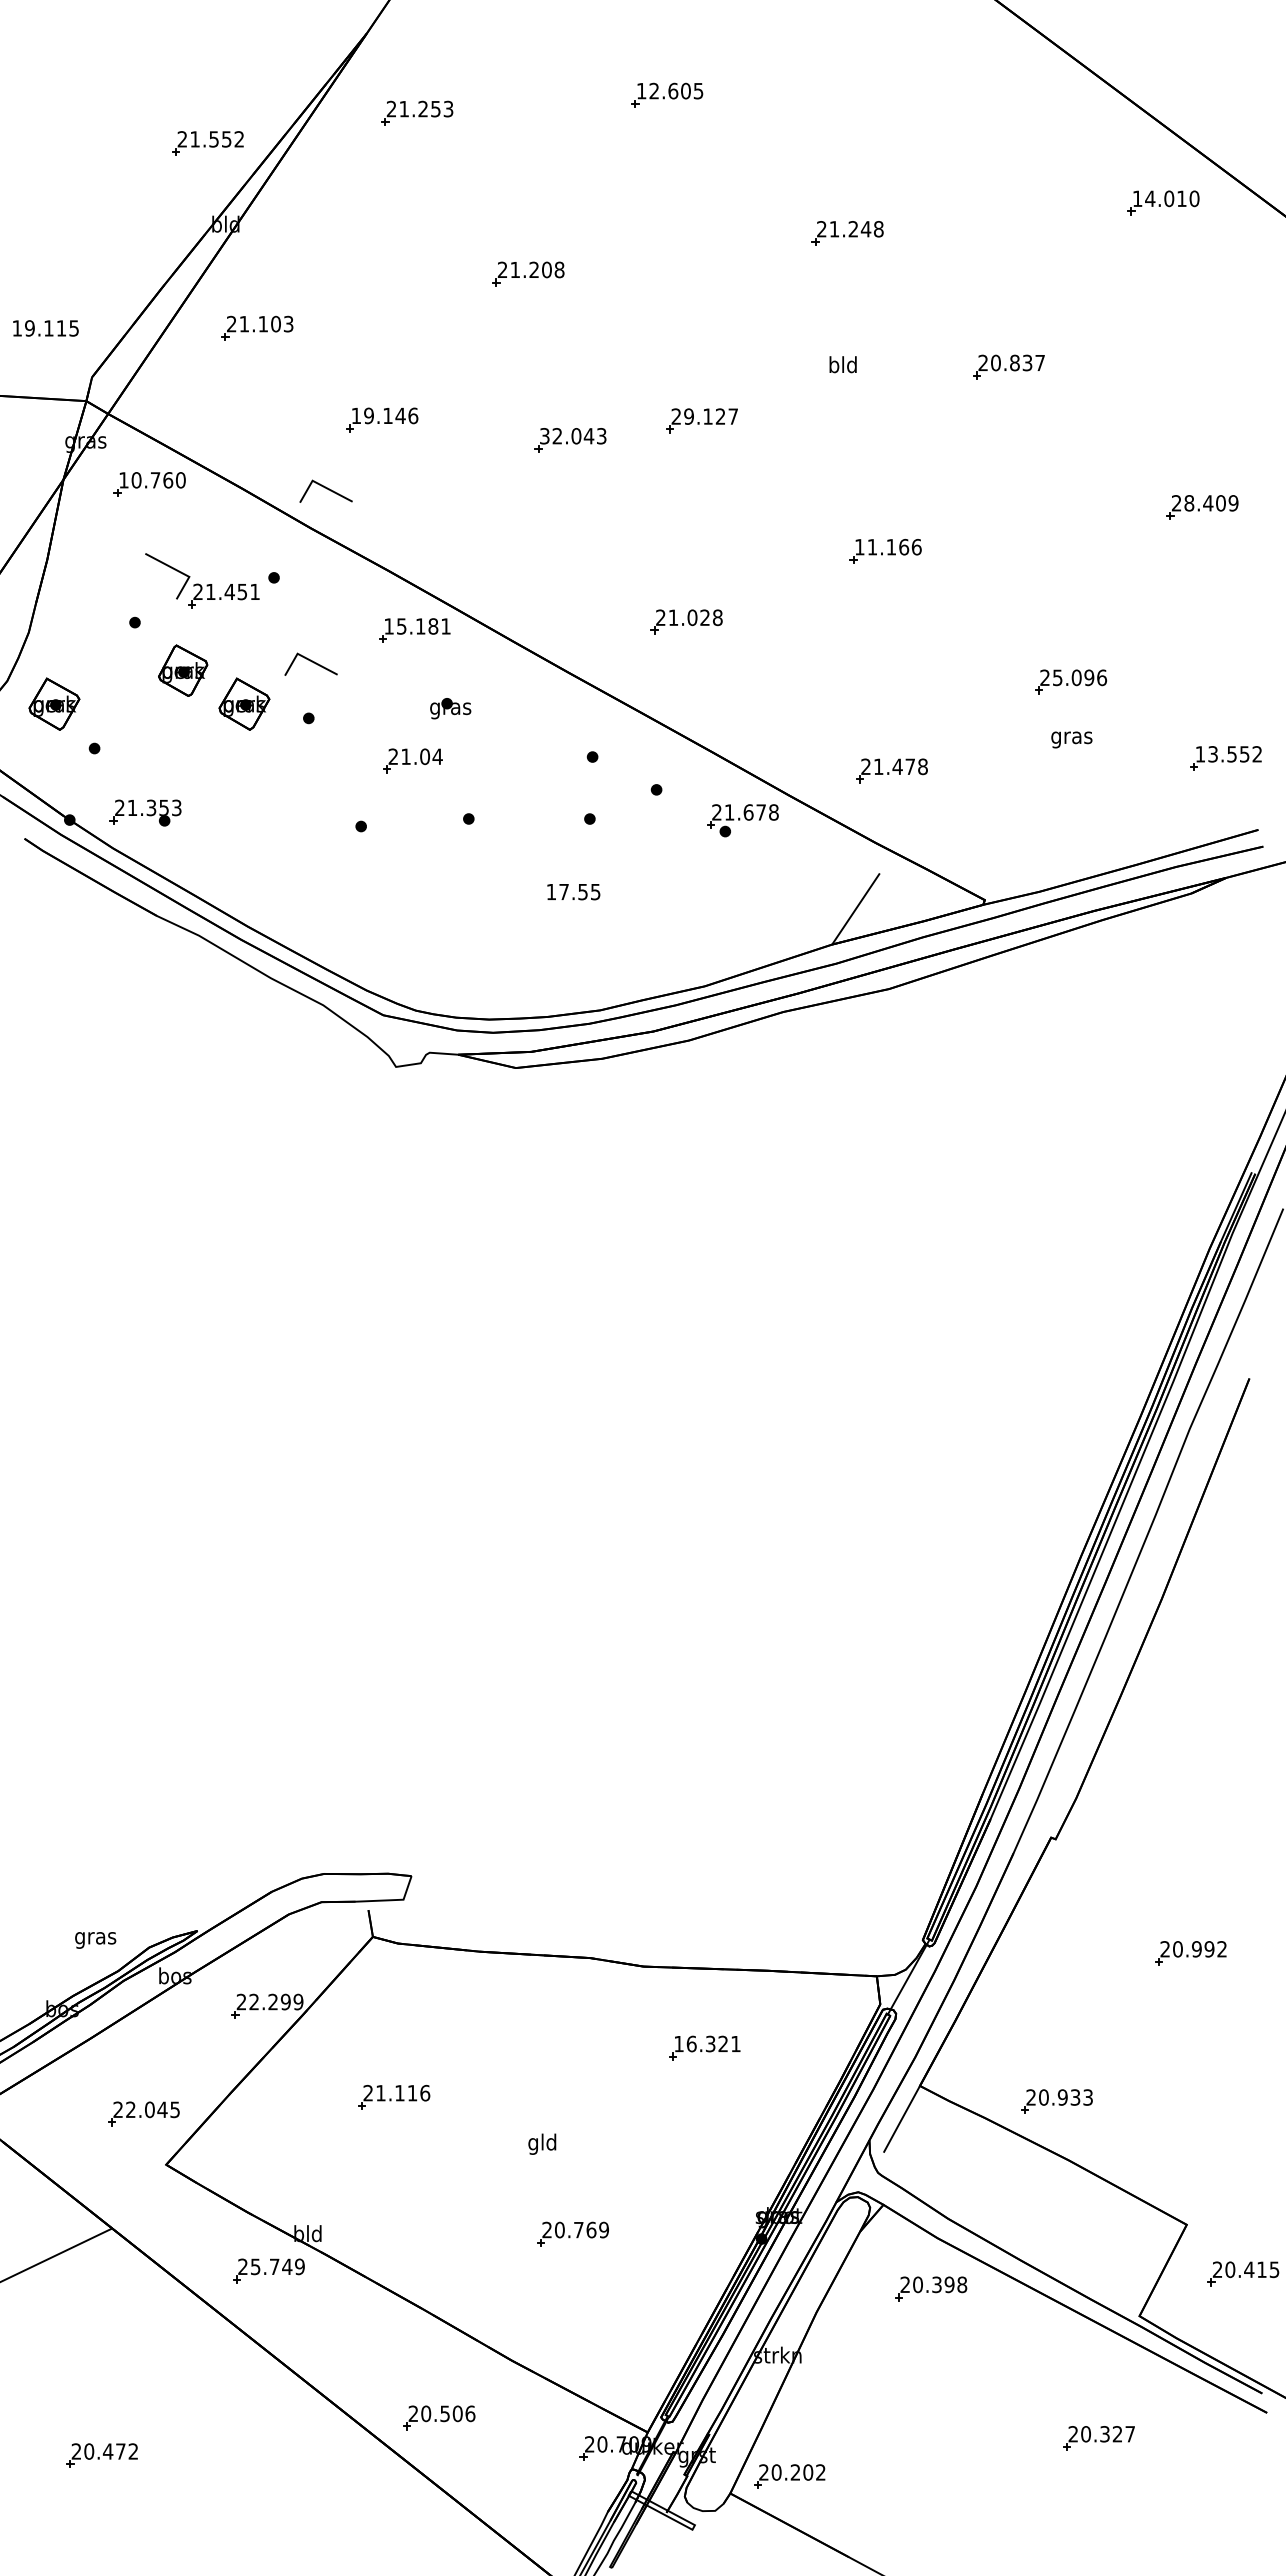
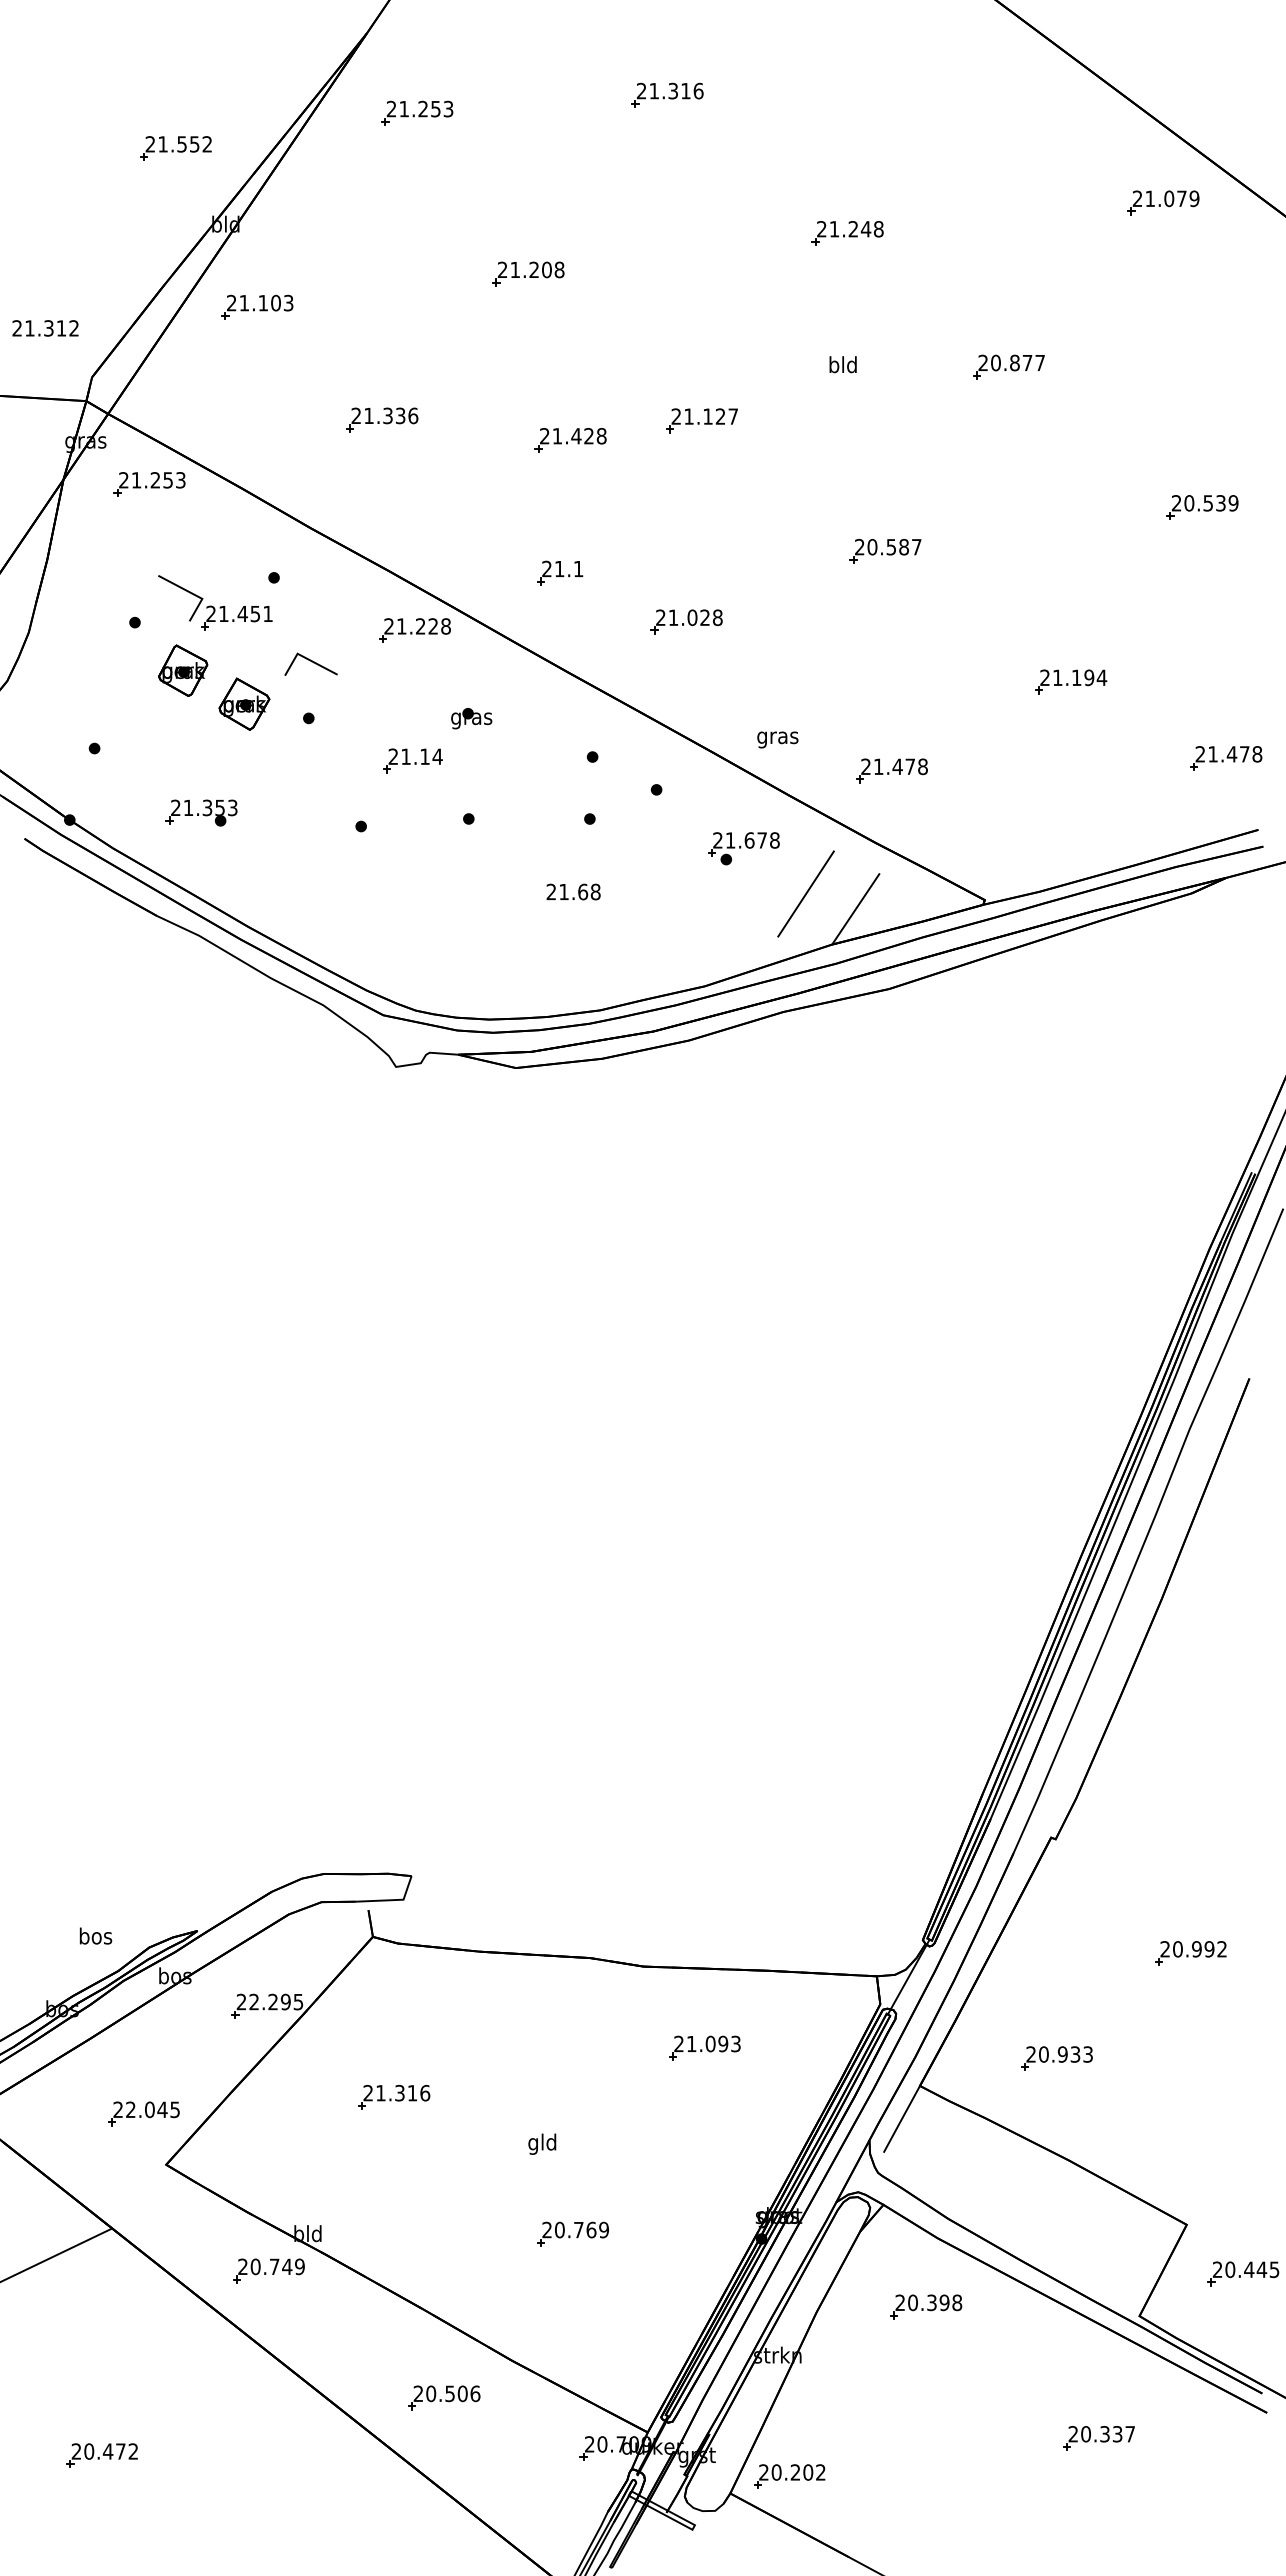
text: 12.605 -> 21.316 (669, 90)
part position: (207, 143) -> (175, 148) (175, 148)
text: 14.010 -> 21.079 (1165, 198)
part position: (257, 327) -> (257, 306) (257, 306)
text: 19.115 -> 21.312 (45, 328)
text: 20.837 -> 20.877 (1027, 362)
text: 19.146 -> 21.336 (378, 415)
text: 29.127 -> 21.127 (688, 416)
text: 32.043 -> 21.428 (573, 436)
text: 10.760 -> 21.253 (152, 480)
line: present -> none (326, 489)
text: 28.409 -> 20.539 (1204, 503)
text: 11.166 -> 20.587 (888, 546)
part: none -> present (560, 572)
part position: (202, 580) -> (215, 602) (215, 602)
text: 15.181 -> 21.228 (417, 626)
text: 25.096 -> 21.194 (1080, 677)
part: present -> none (54, 703)
part position: (450, 708) -> (471, 718) (471, 718)
text position: (1071, 739) -> (777, 739) (777, 739)
text: 13.552 -> 21.478 (1228, 754)
text: 21.04 -> 21.14 (425, 756)
part position: (145, 812) -> (201, 812) (201, 812)
part position: (742, 820) -> (743, 848) (743, 848)
text: 17.55 -> 21.68 (573, 891)
line: none -> present (805, 893)
text: gras -> bos (95, 1937)
text: 22.299 -> 22.295 (298, 2001)
text: 16.321 -> 21.093 (707, 2043)
text: 21.116 -> 21.316 (399, 2092)
part position: (1056, 2101) -> (1056, 2058) (1056, 2058)
text: 25.749 -> 20.749 (255, 2266)
text: 20.415 -> 20.445 (1261, 2269)
part position: (931, 2288) -> (926, 2306) (926, 2306)
part position: (439, 2417) -> (444, 2397) (444, 2397)
text: 20.327 -> 20.337 (1117, 2434)
